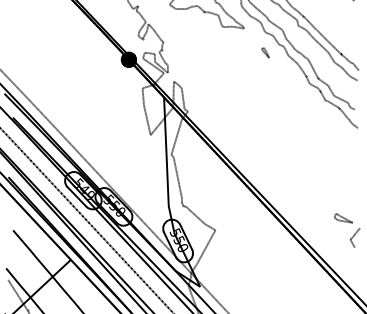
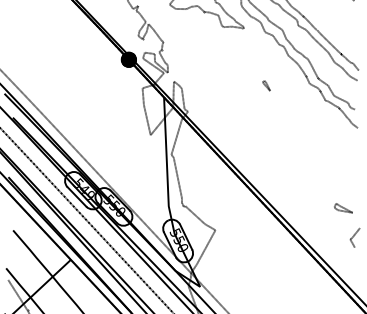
part position: (265, 52) -> (266, 85) (266, 85)
part position: (343, 218) -> (343, 208) (343, 208)
